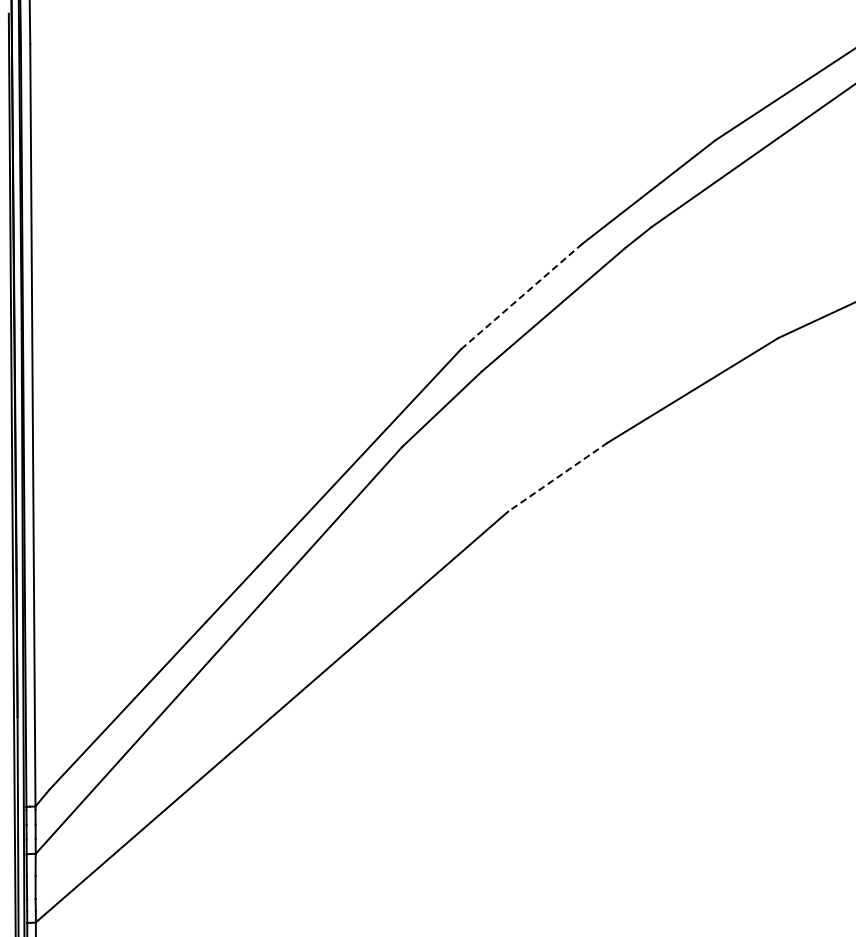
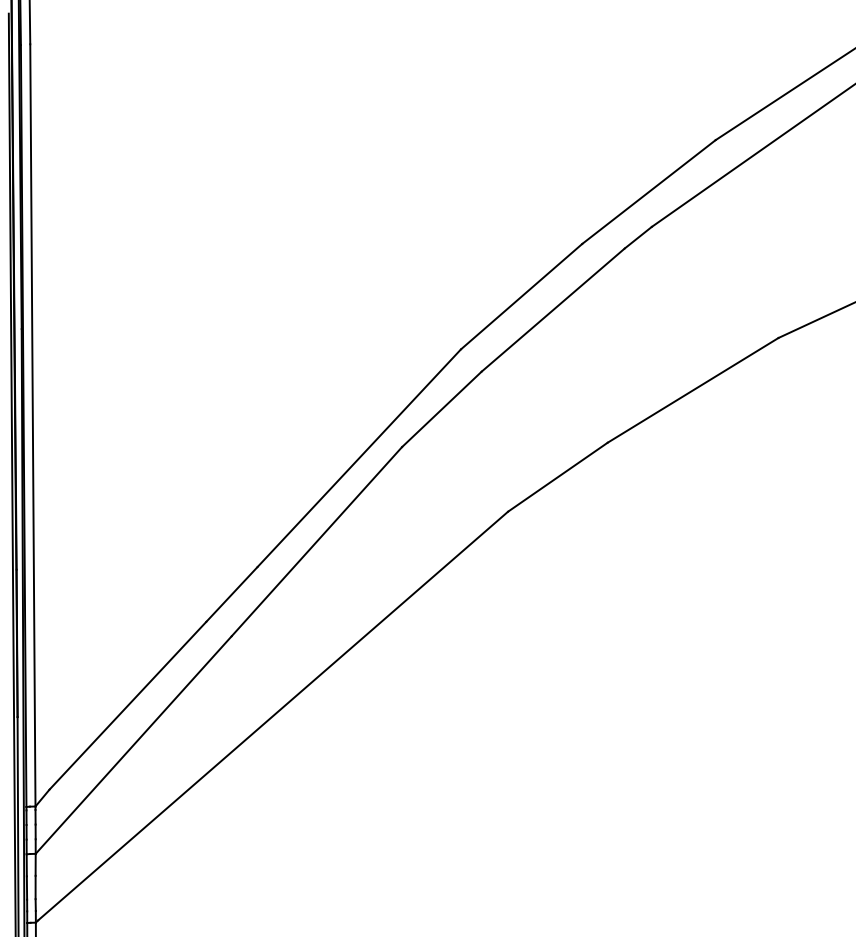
line: dashed -> solid (522, 296)
line: dashed -> solid (557, 477)
